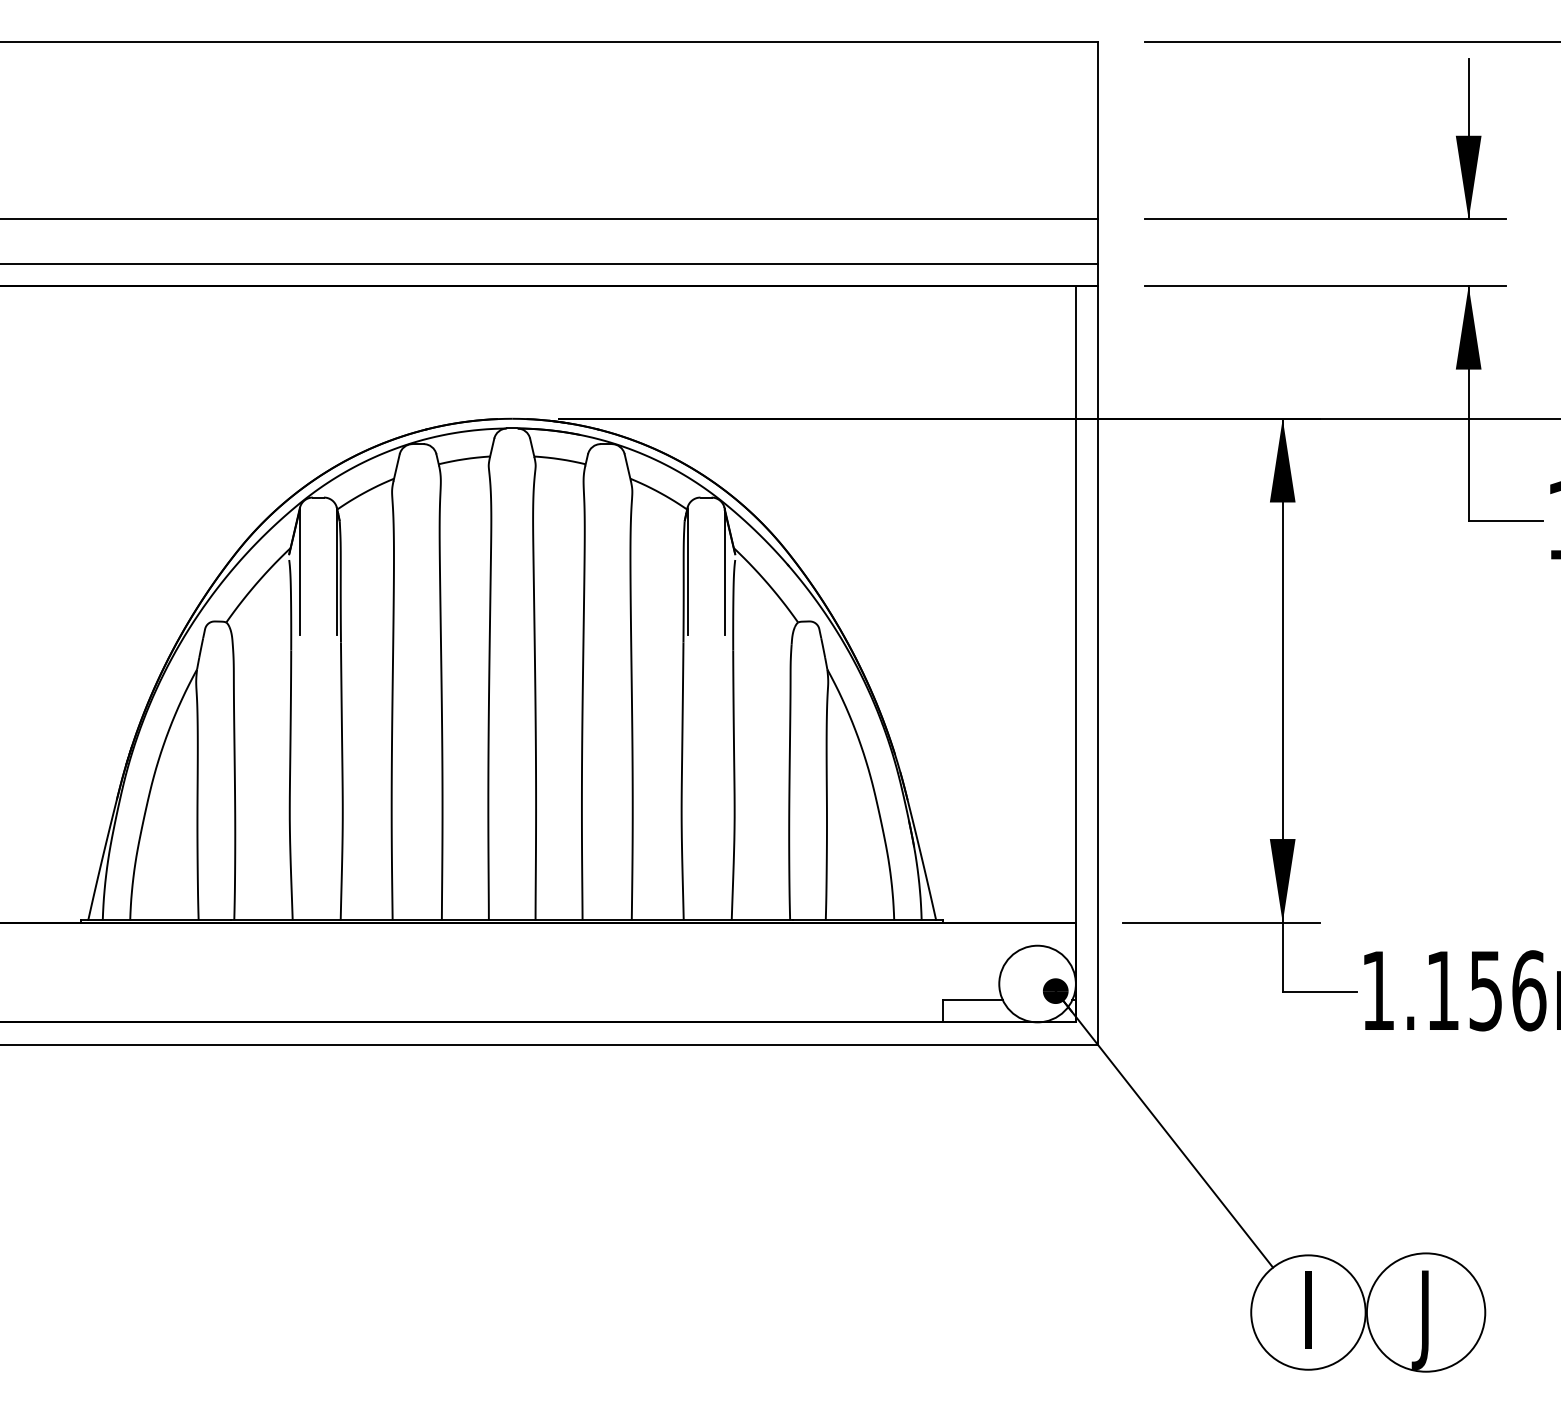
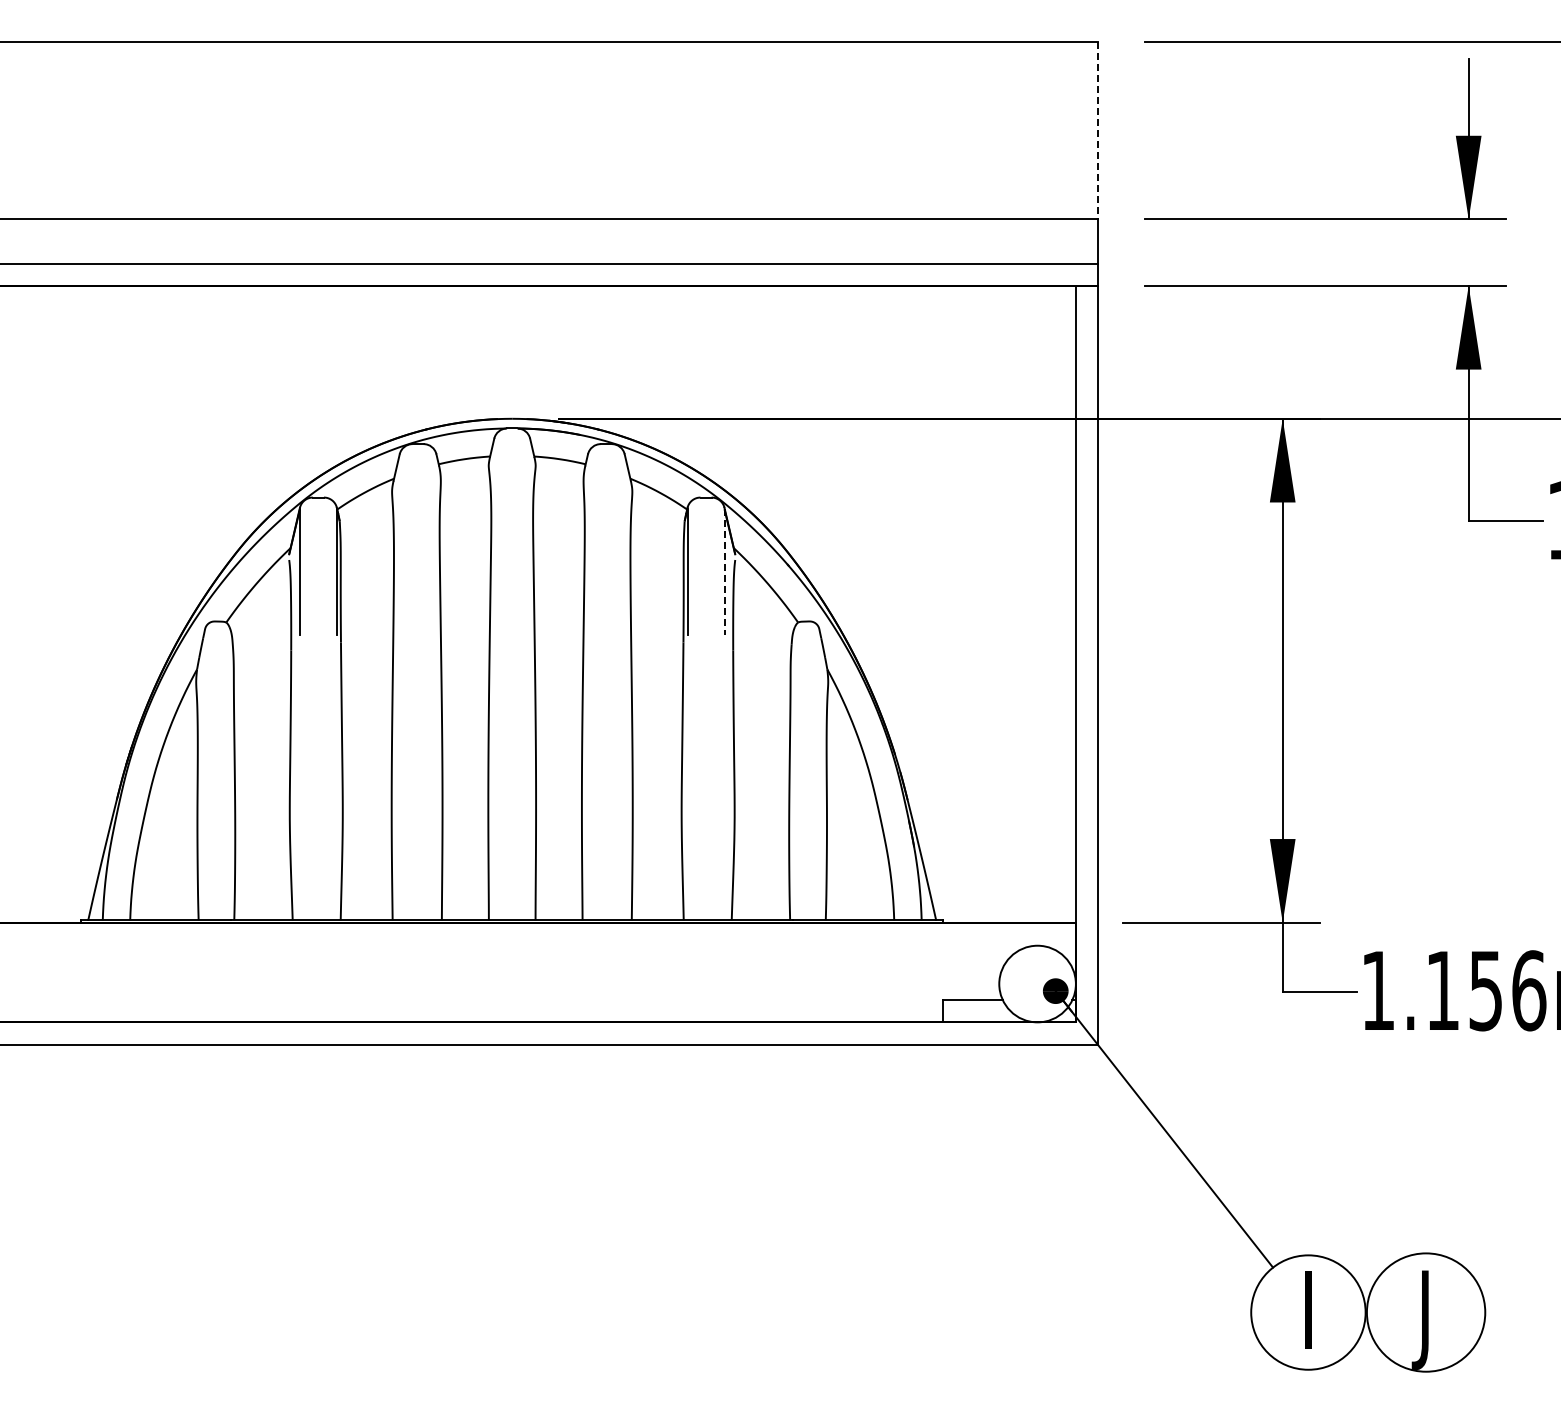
line: solid -> dashed (1098, 130)
line: solid -> dashed (724, 572)
